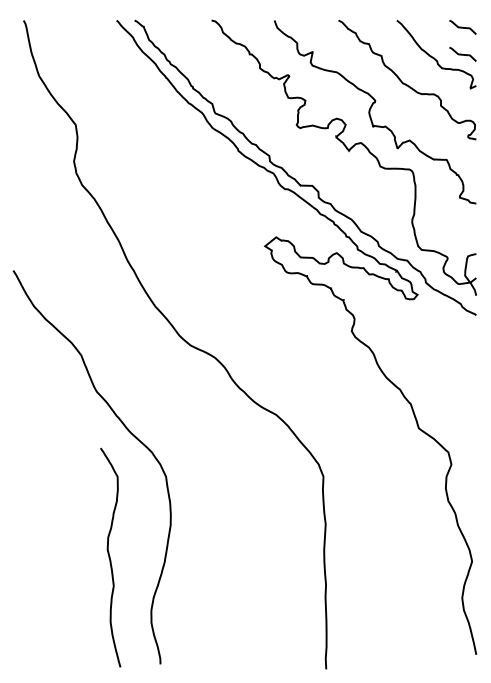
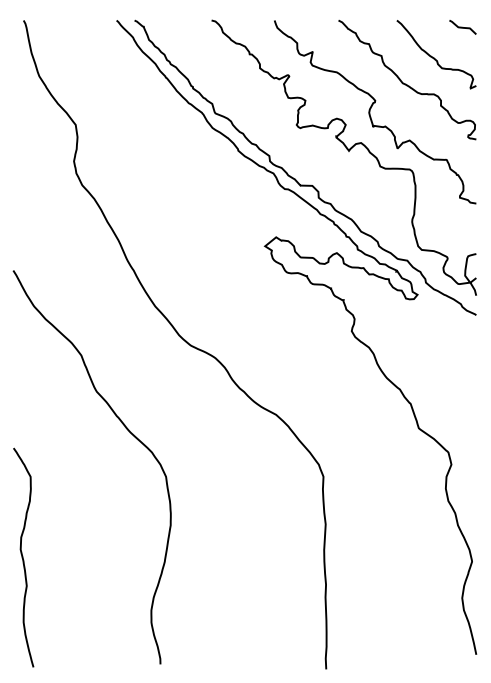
curve: present -> none (462, 54)
curve position: (110, 557) -> (23, 557) (23, 557)
